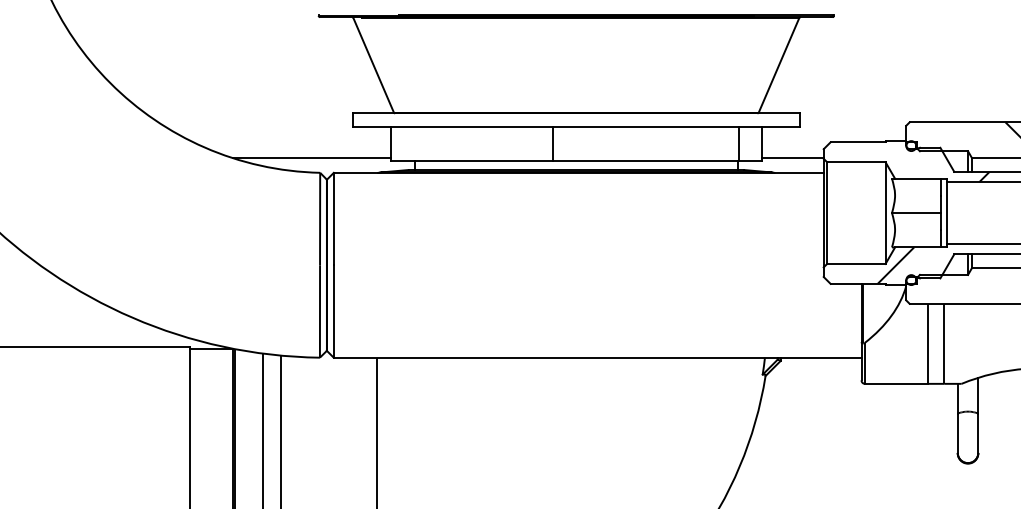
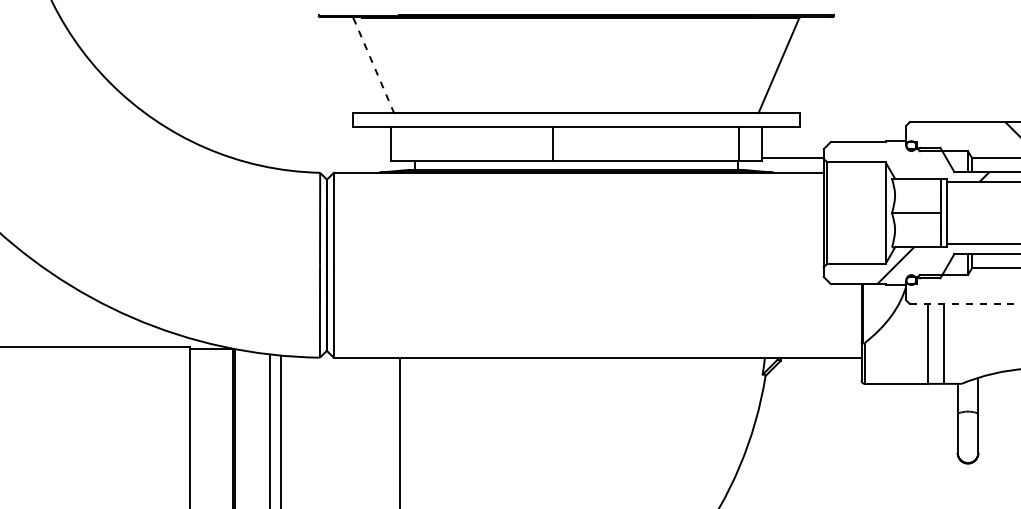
line: solid -> dashed (373, 65)
line: present -> none (311, 158)
line: solid -> dashed (964, 303)
line position: (262, 429) -> (269, 429) (269, 429)
line position: (377, 431) -> (400, 431) (400, 431)
